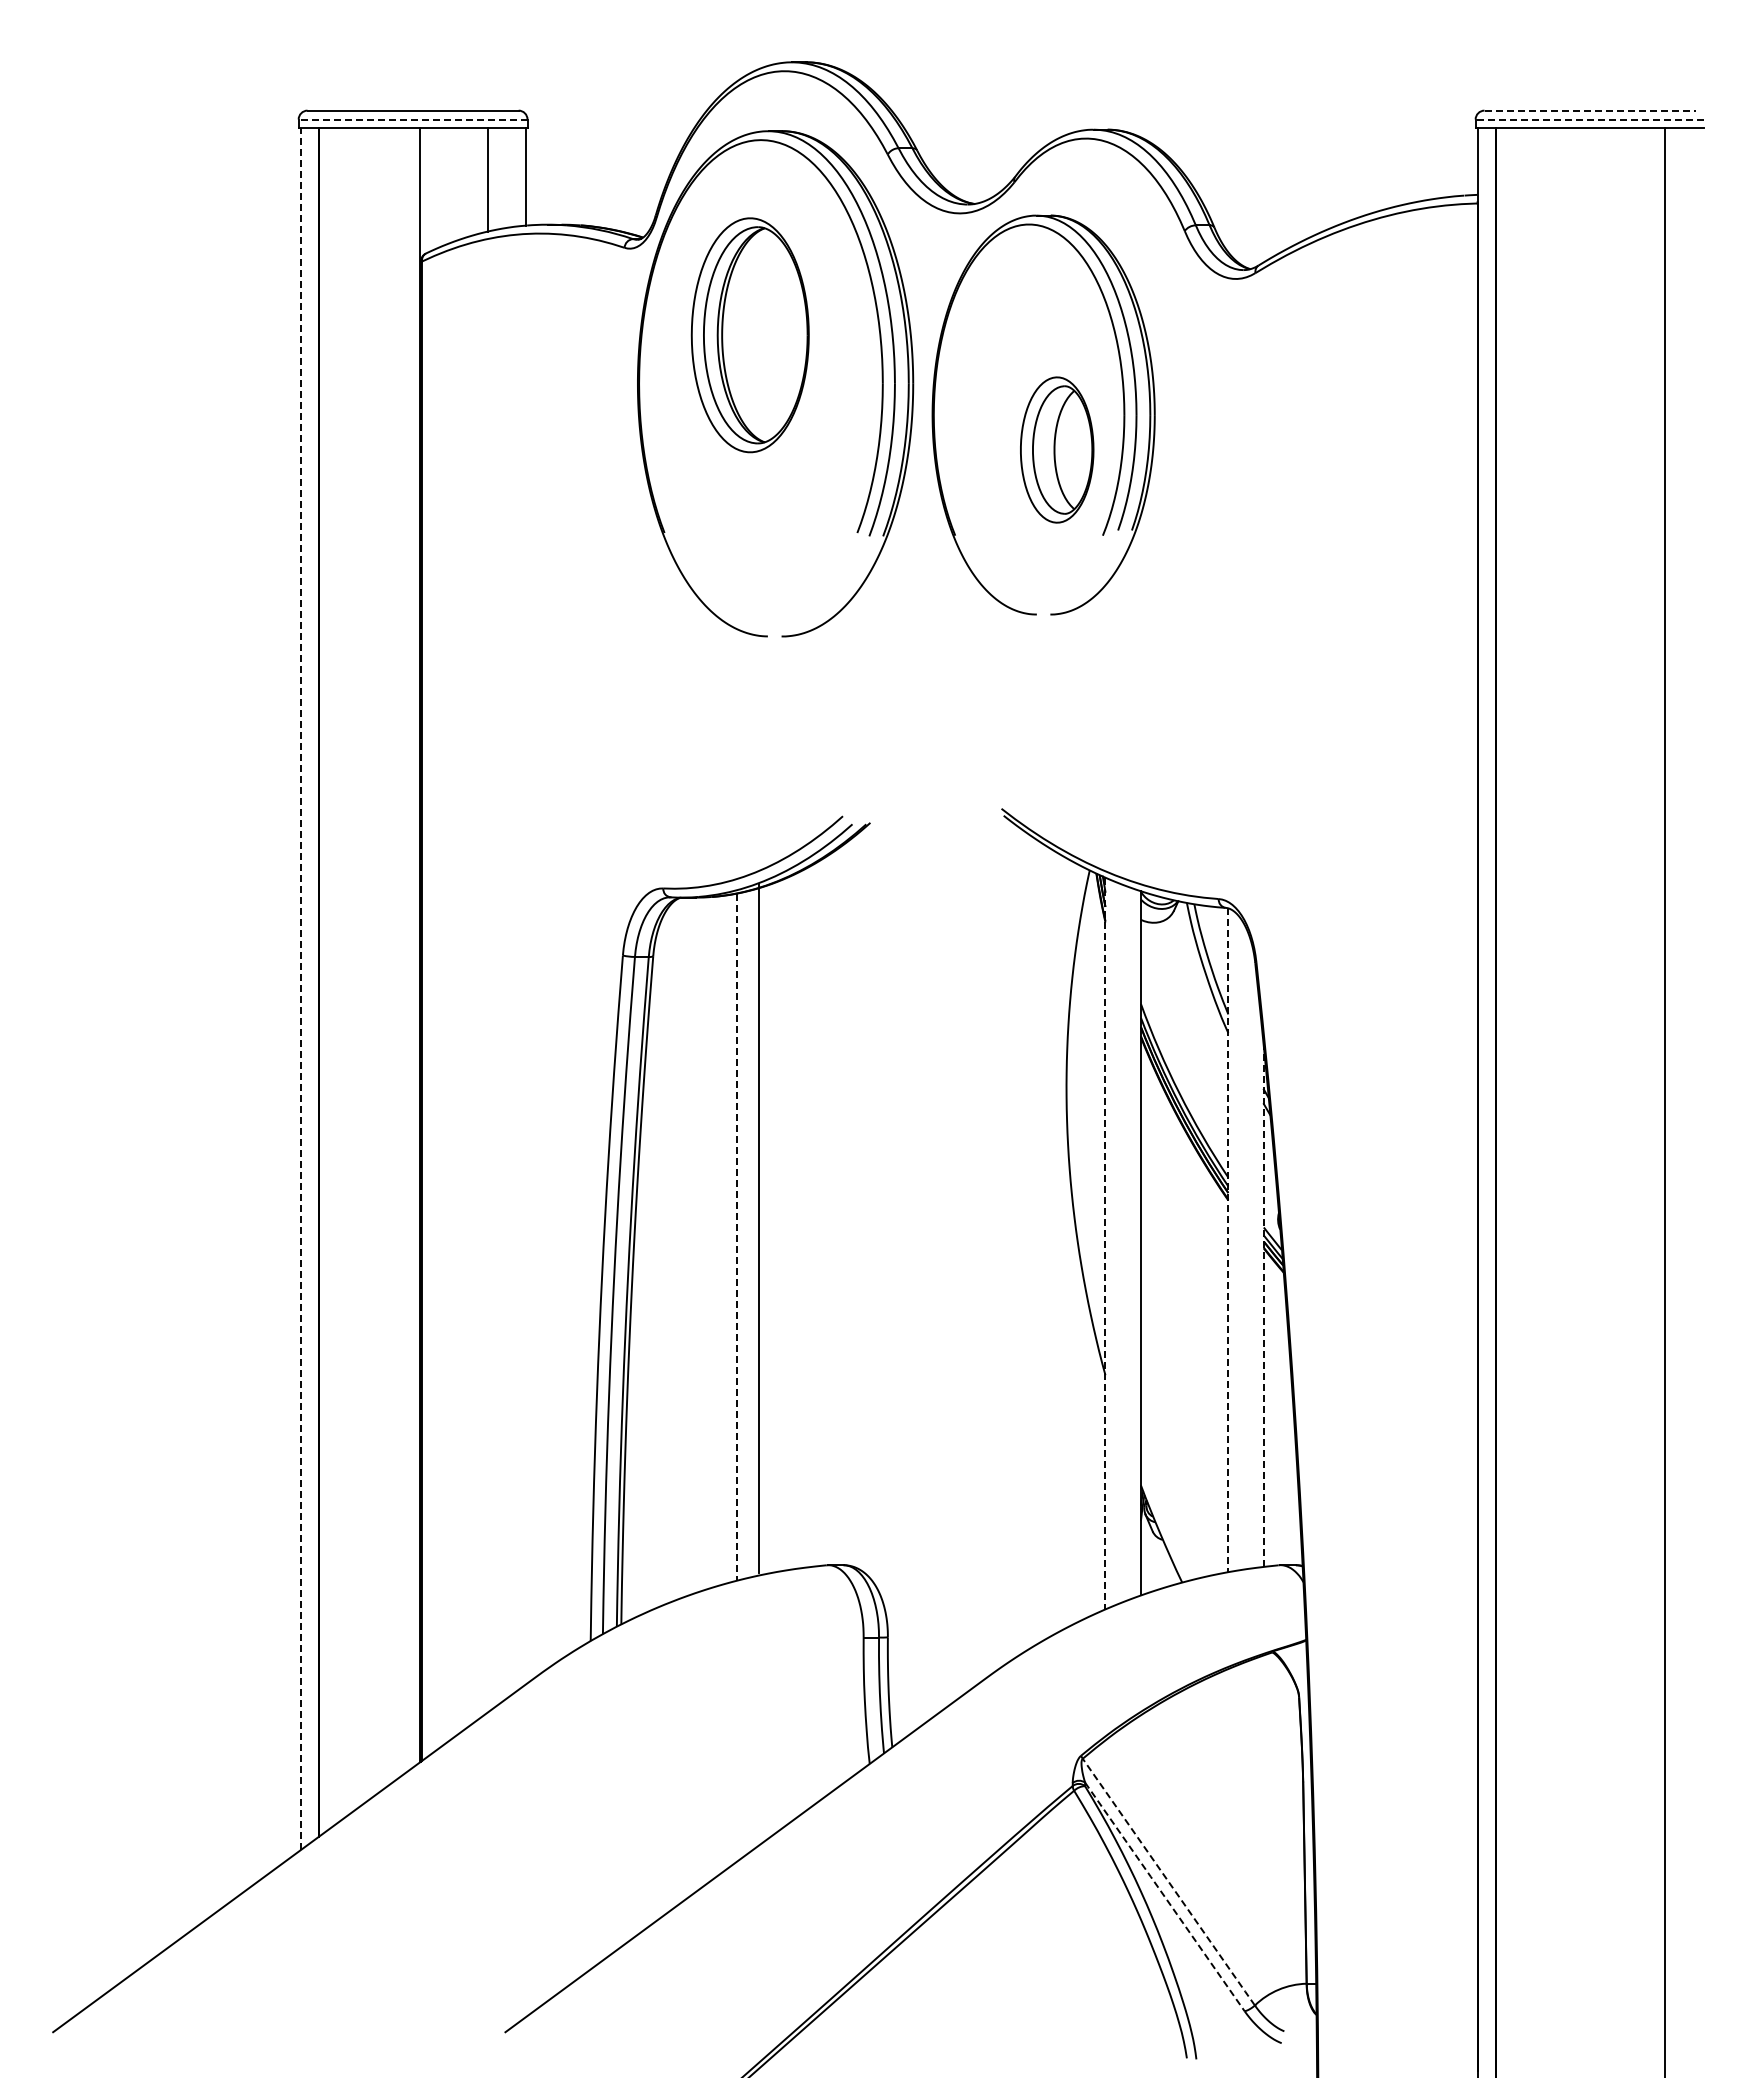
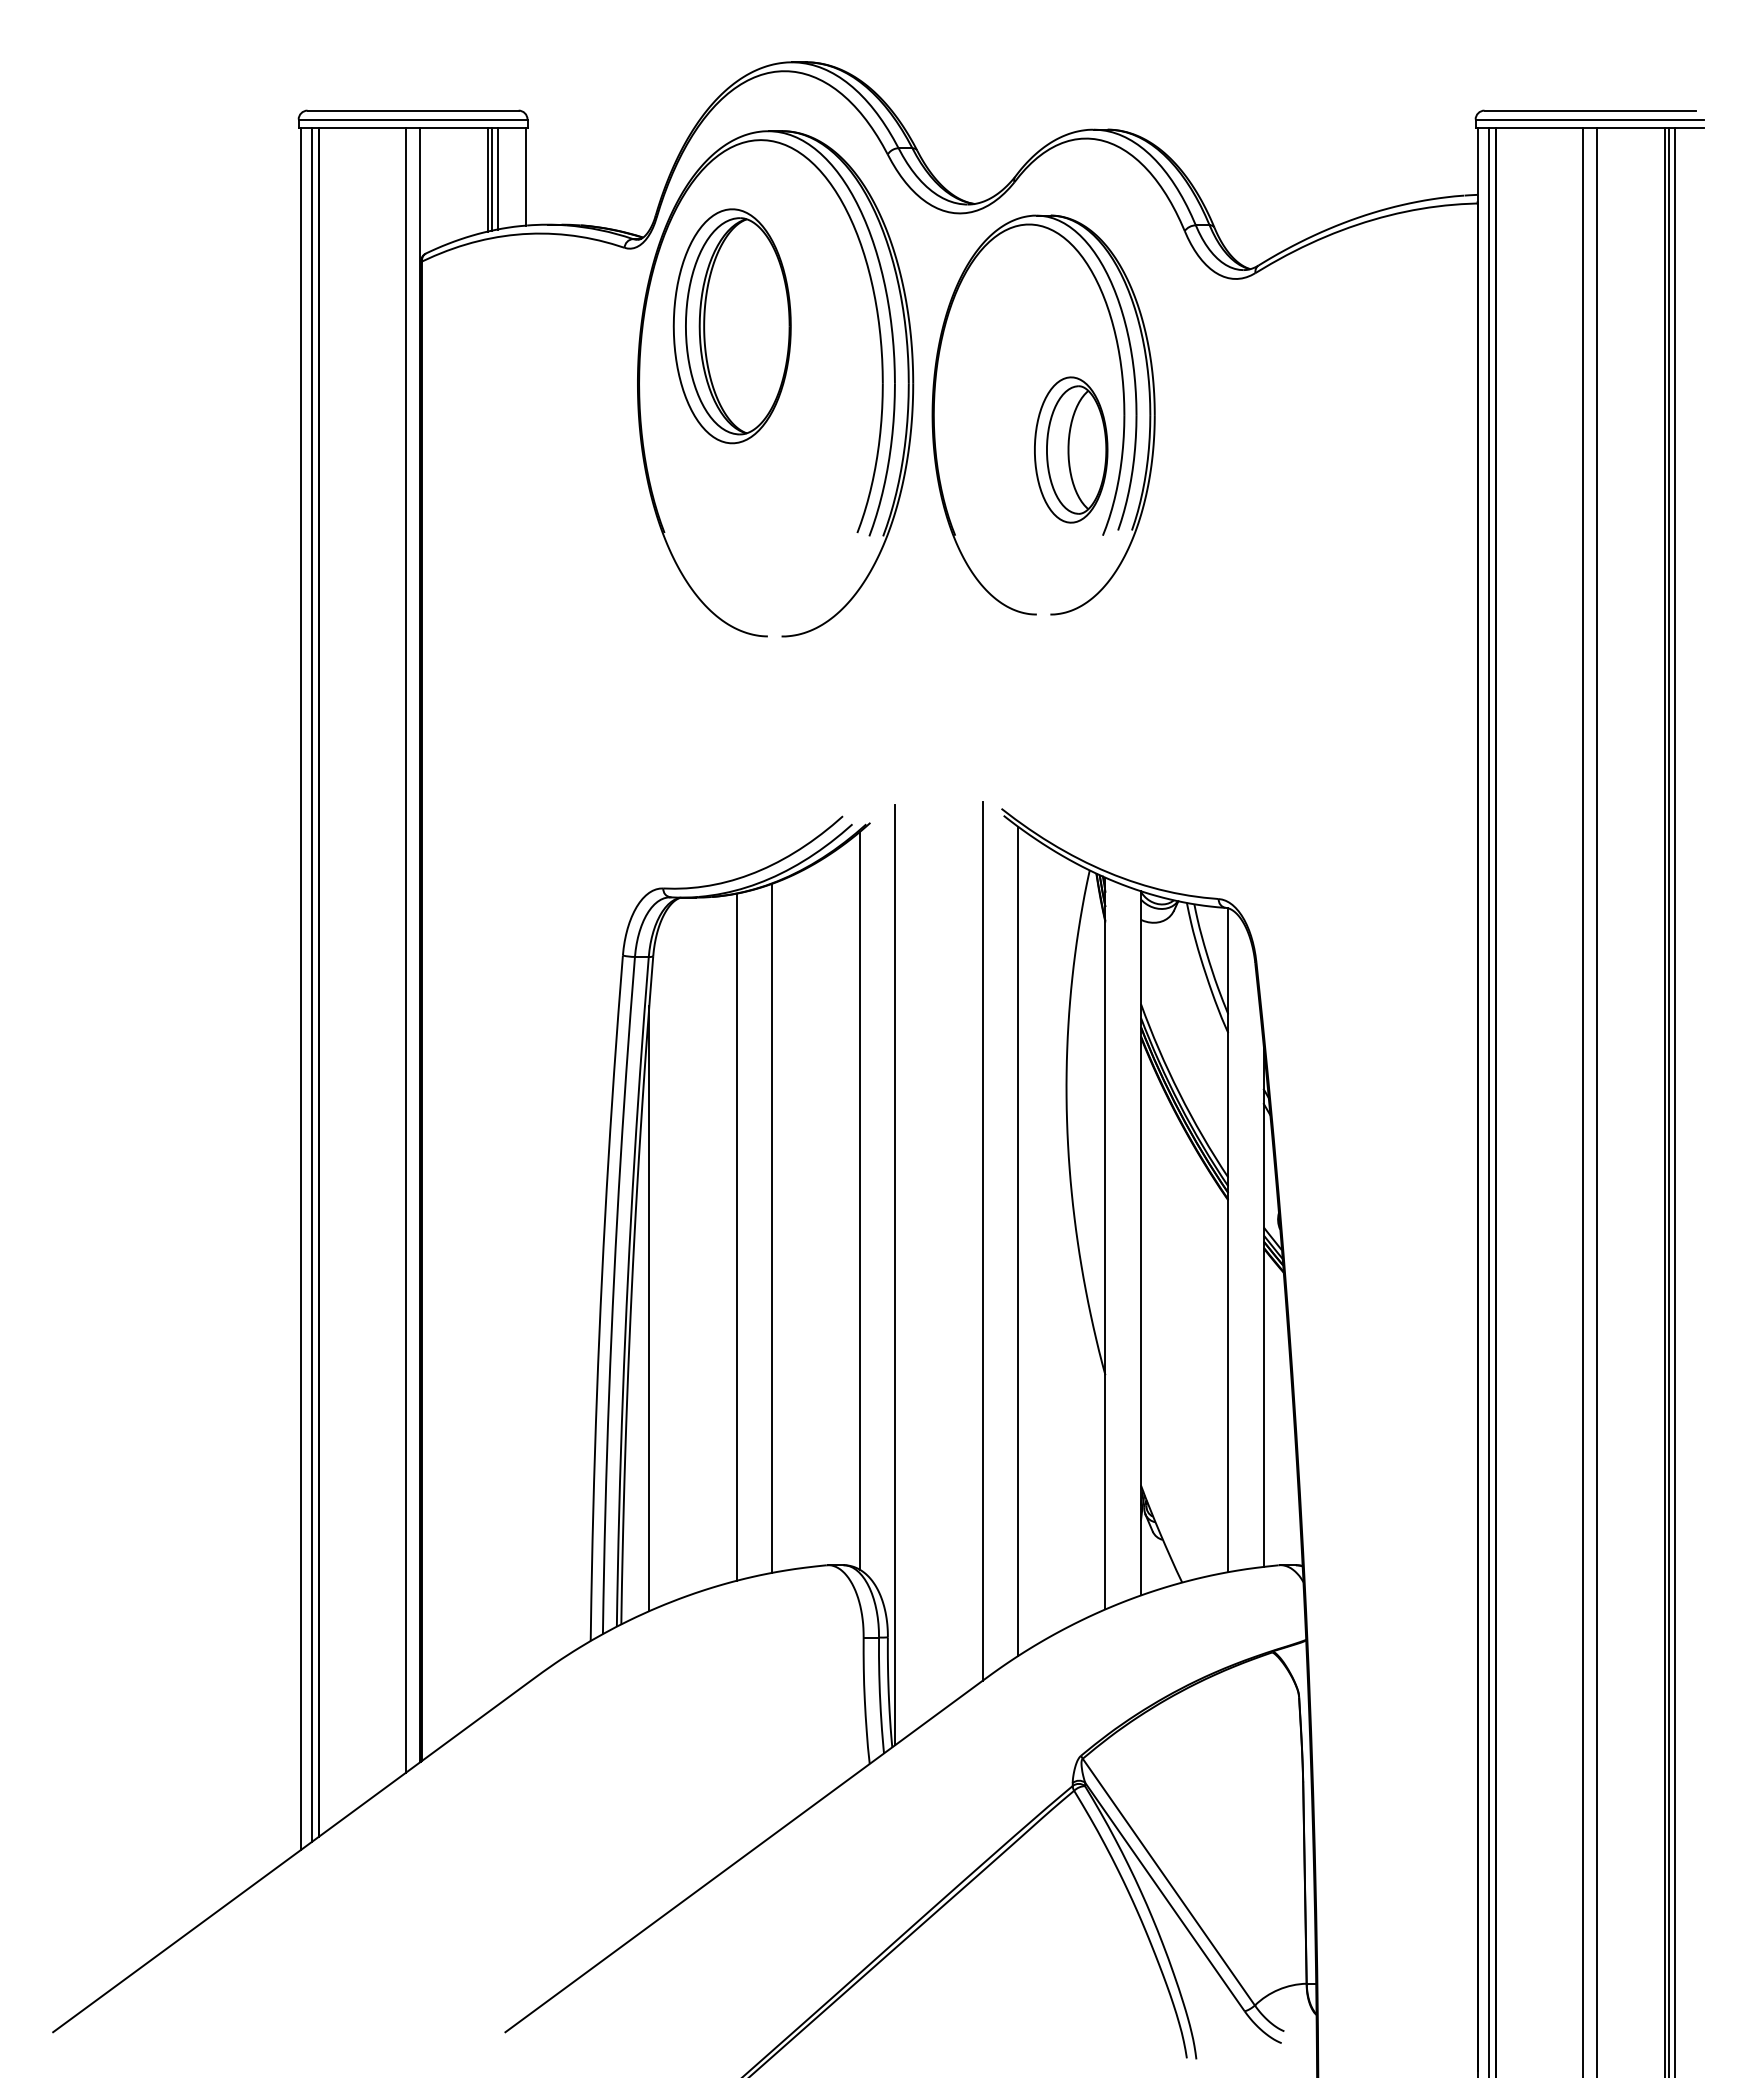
line: dashed -> solid (1590, 110)
line: dashed -> solid (412, 119)
line: dashed -> solid (1589, 119)
line: none -> present (497, 178)
line: none -> present (491, 179)
part position: (749, 335) -> (731, 326) (731, 326)
part position: (1057, 449) -> (1071, 449) (1071, 449)
line: none -> present (406, 950)
line: none -> present (312, 984)
line: dashed -> solid (300, 989)
line: none -> present (1489, 1101)
line: none -> present (1582, 1101)
line: none -> present (1597, 1101)
line: none -> present (1668, 1101)
line: none -> present (1674, 1101)
line: none -> present (859, 1200)
line position: (759, 1227) -> (772, 1227) (772, 1227)
line: dashed -> solid (736, 1237)
line: none -> present (982, 1240)
line: dashed -> solid (1228, 1240)
line: none -> present (1018, 1241)
line: dashed -> solid (1105, 1243)
line: none -> present (895, 1274)
line: dashed -> solid (1263, 1306)
line: none -> present (649, 1308)
line: dashed -> solid (1169, 1883)
line: dashed -> solid (1164, 1896)
